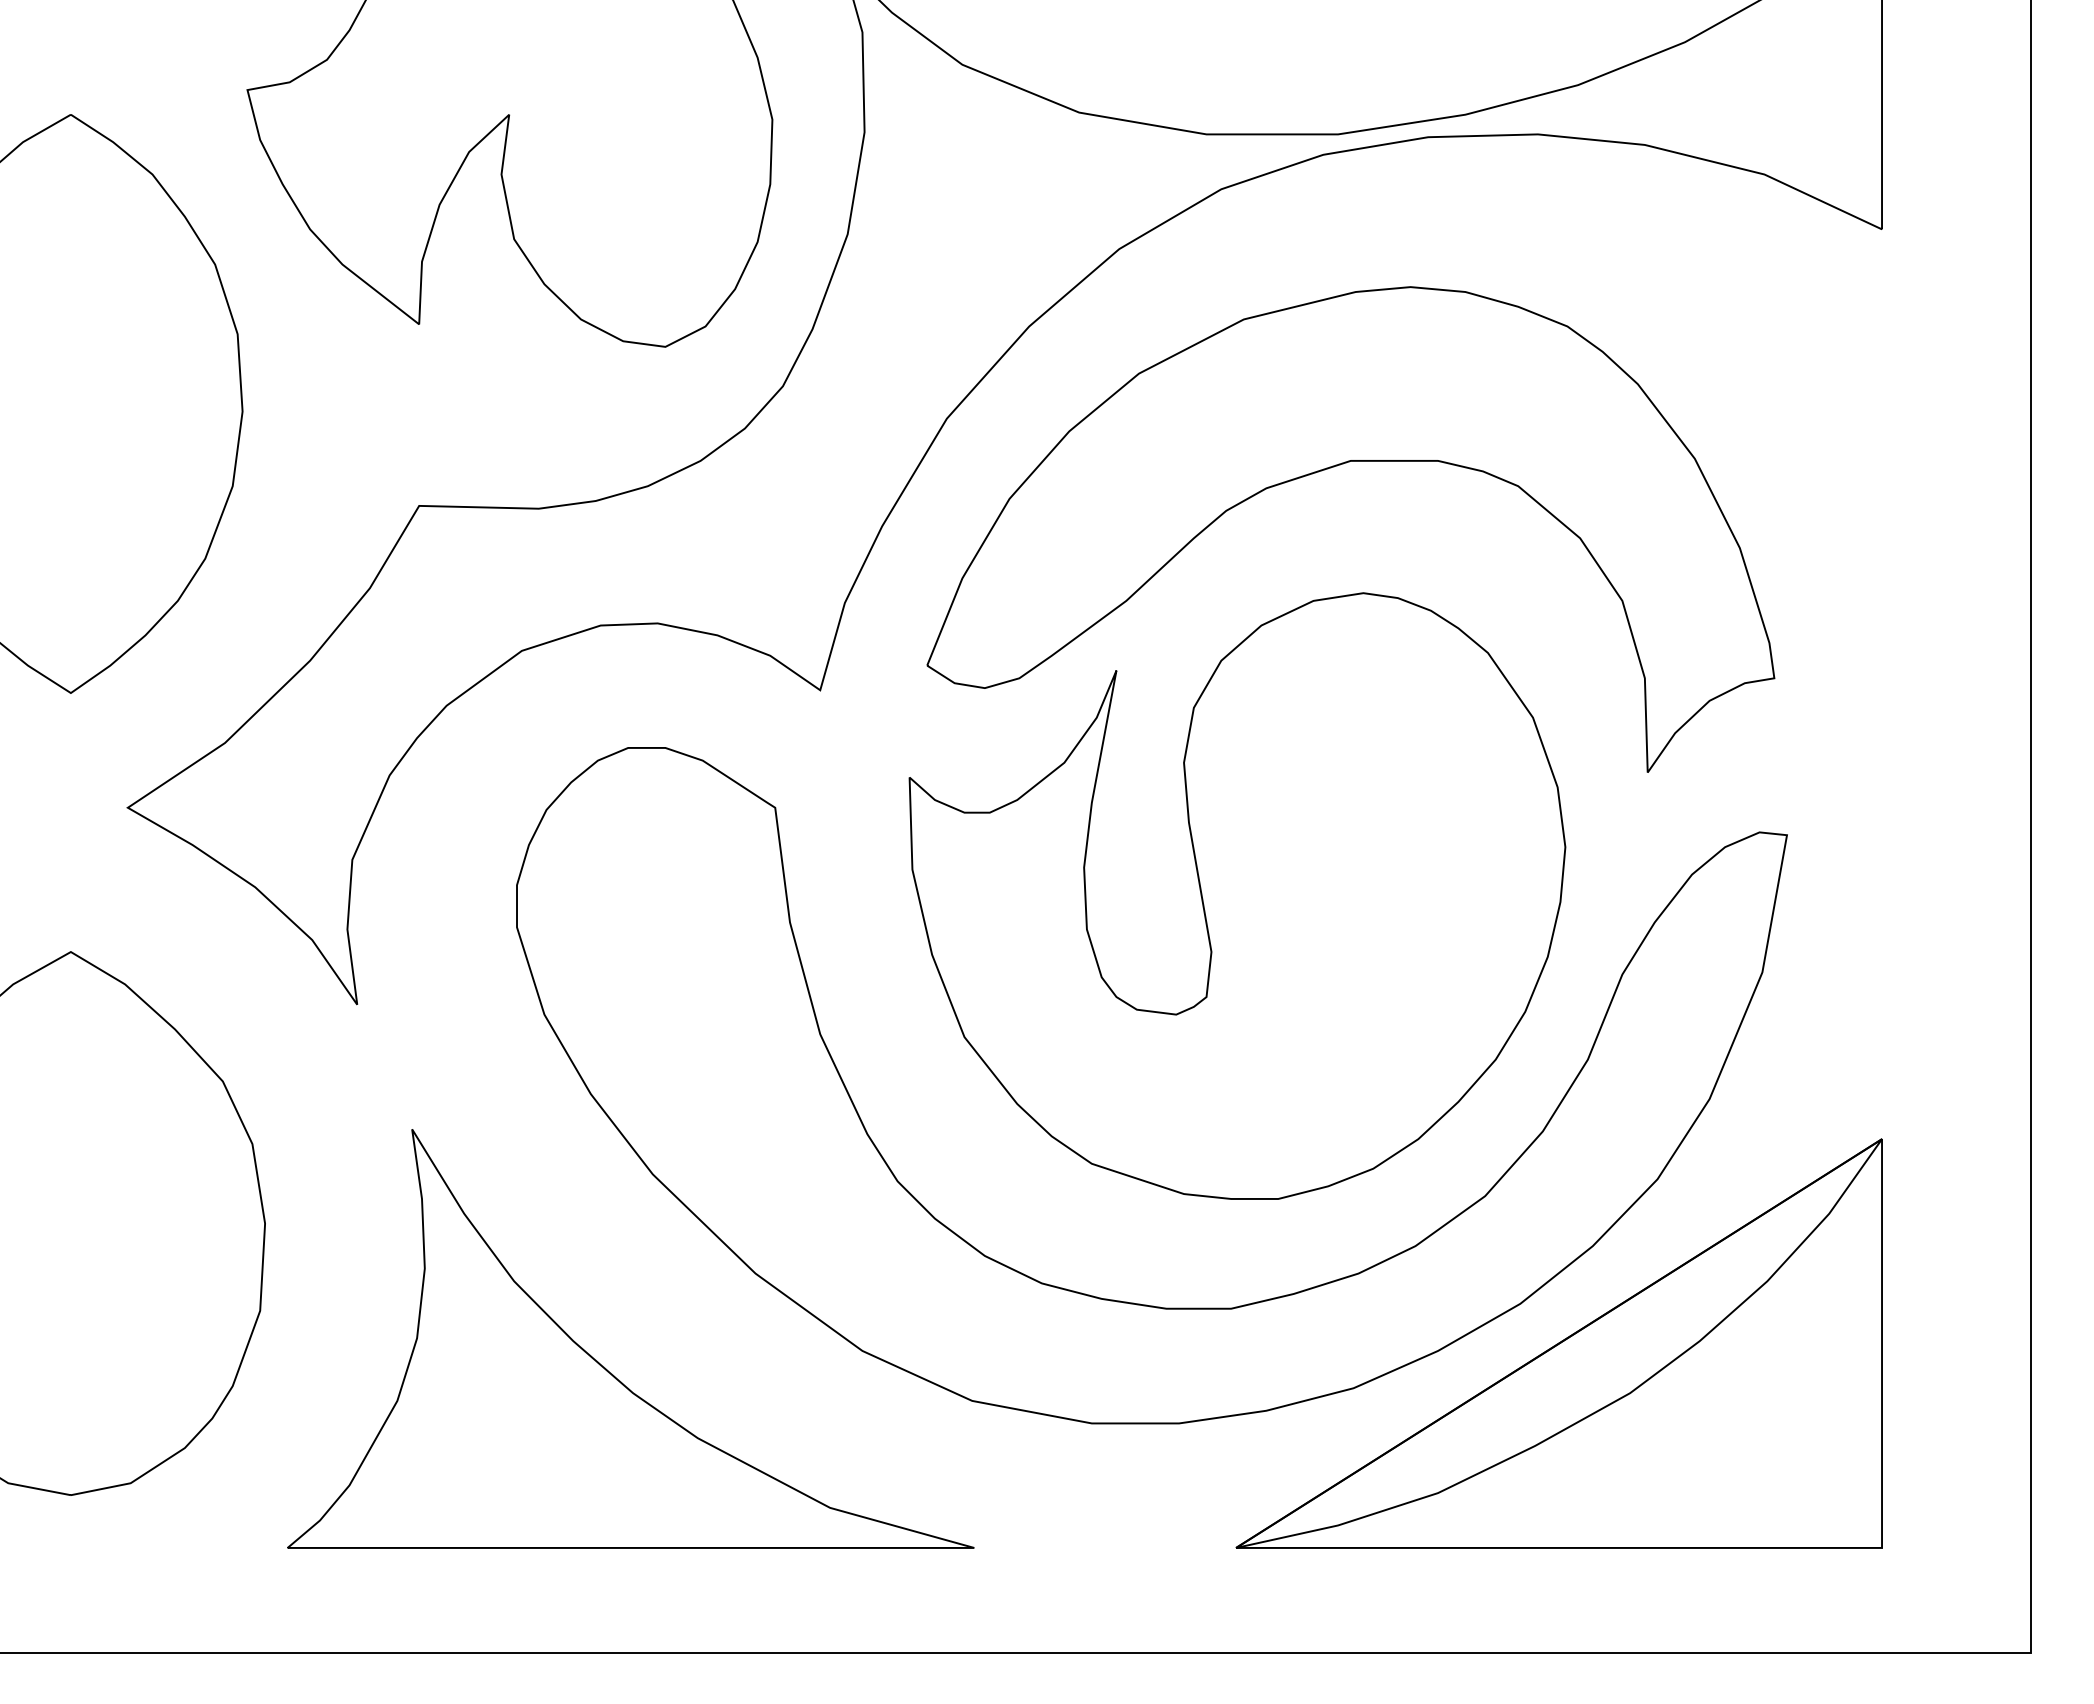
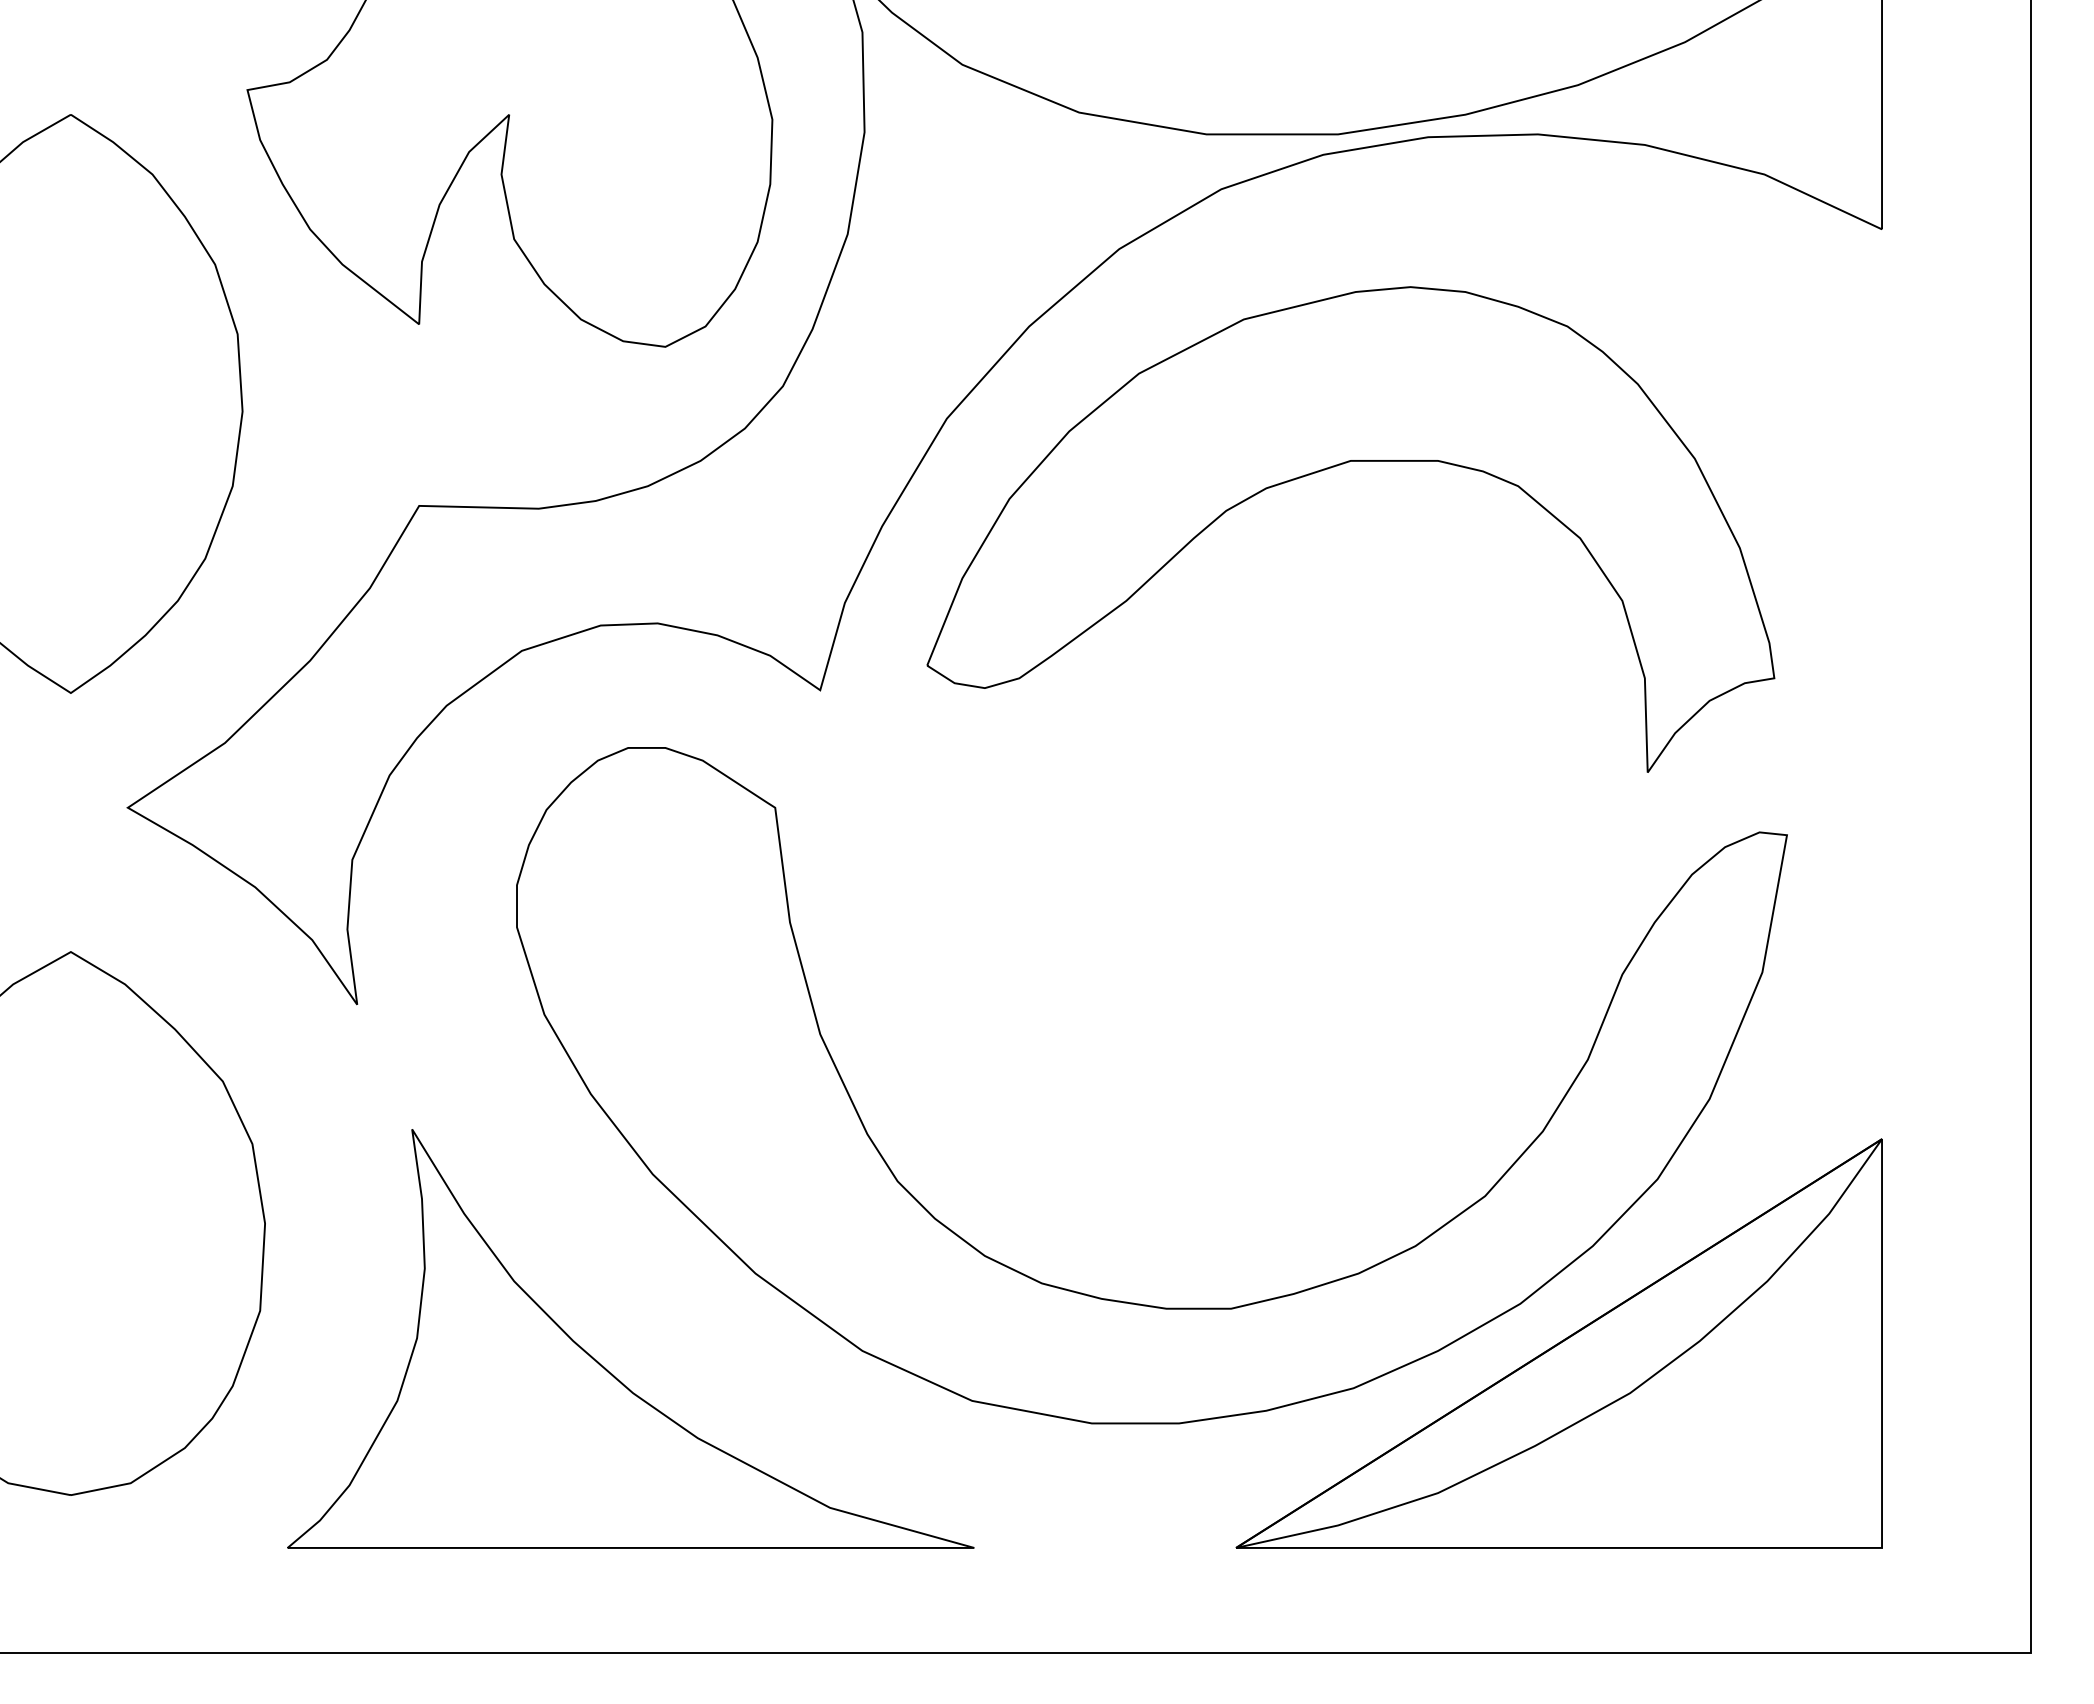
part: present -> none (1237, 895)
